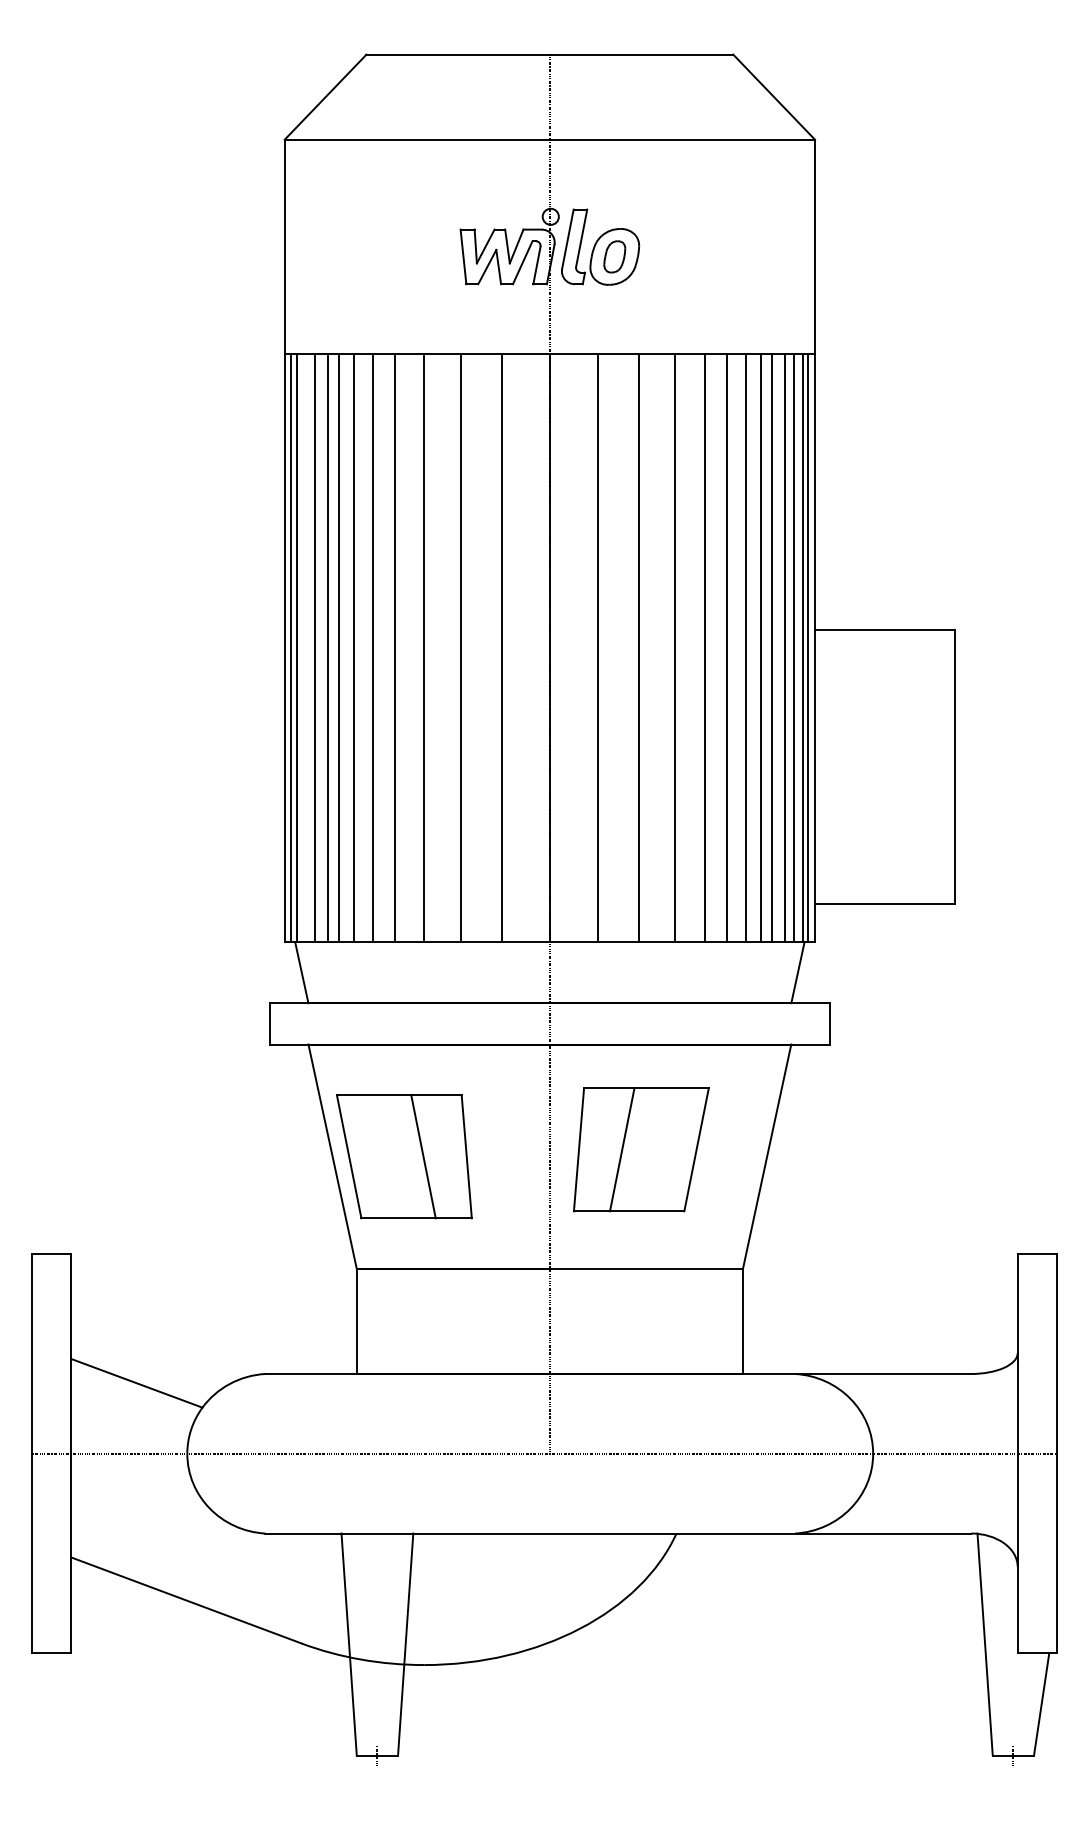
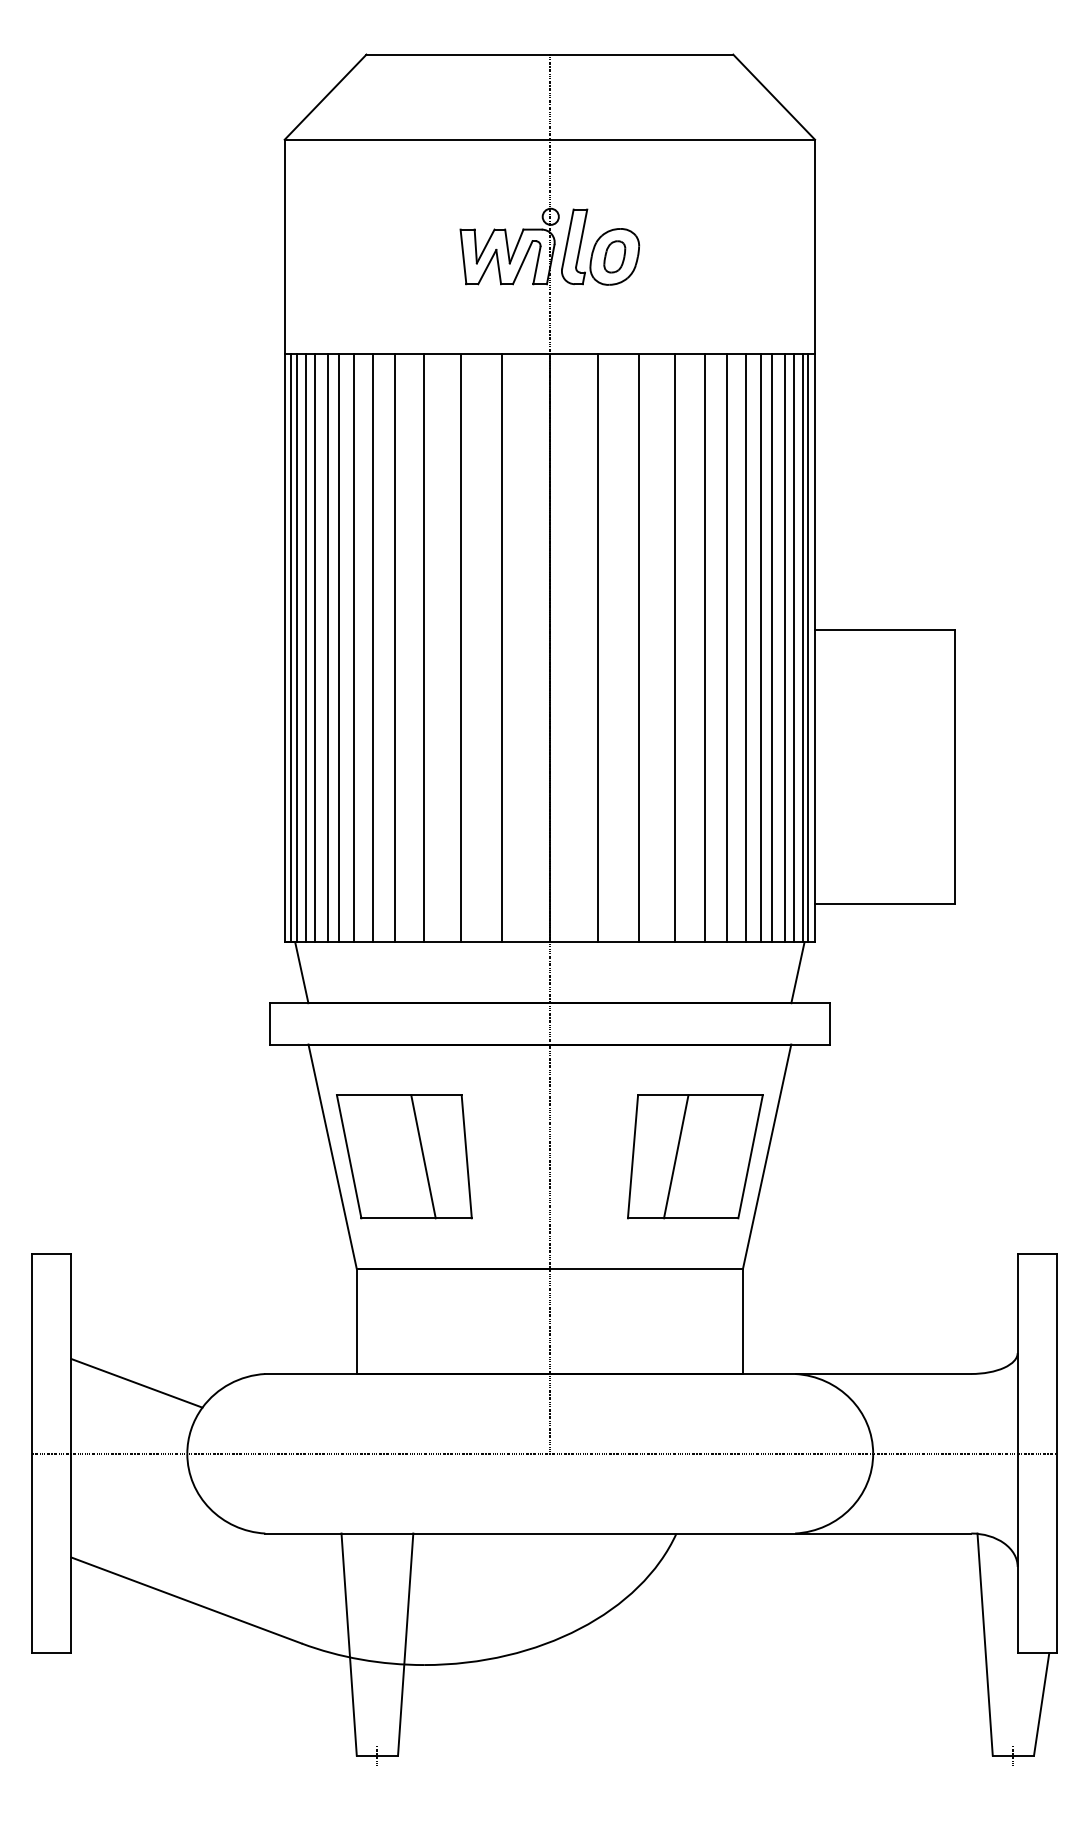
line: none -> present (305, 648)
part position: (641, 1149) -> (695, 1156) (695, 1156)
